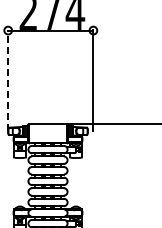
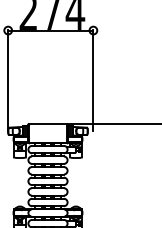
line: dashed -> solid (8, 80)
